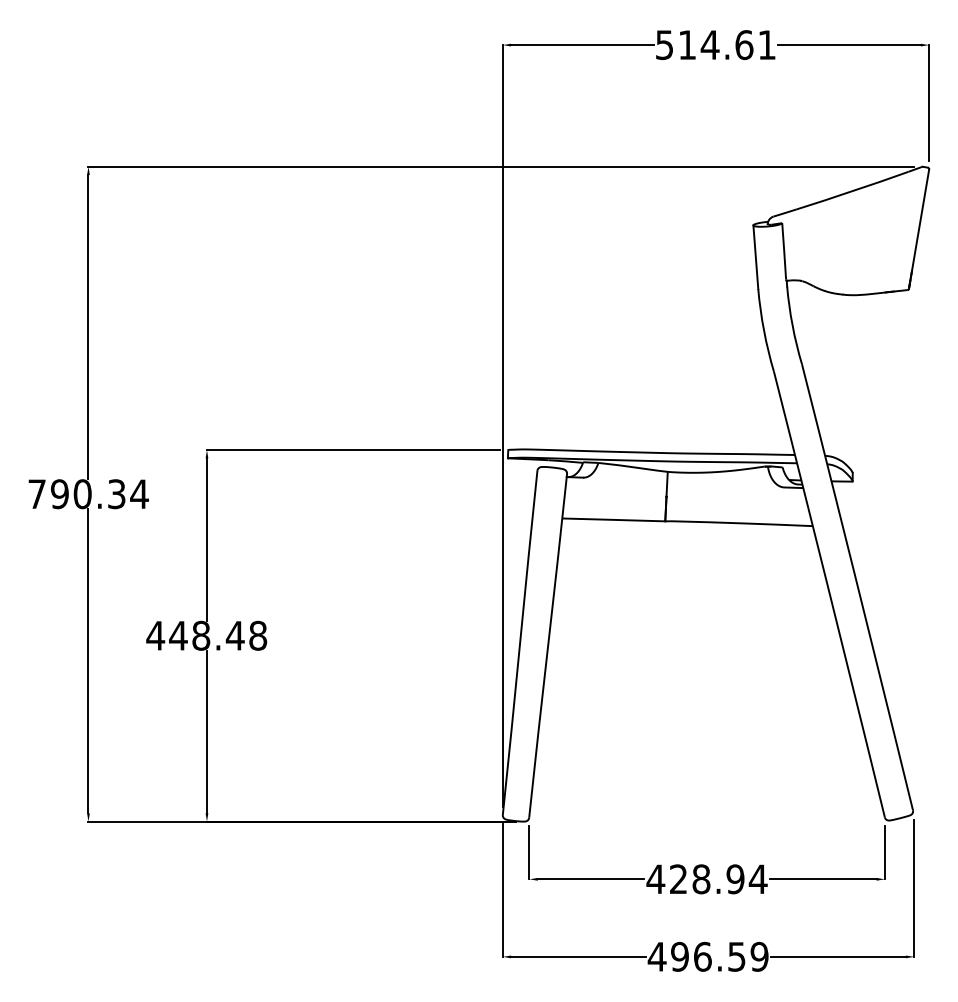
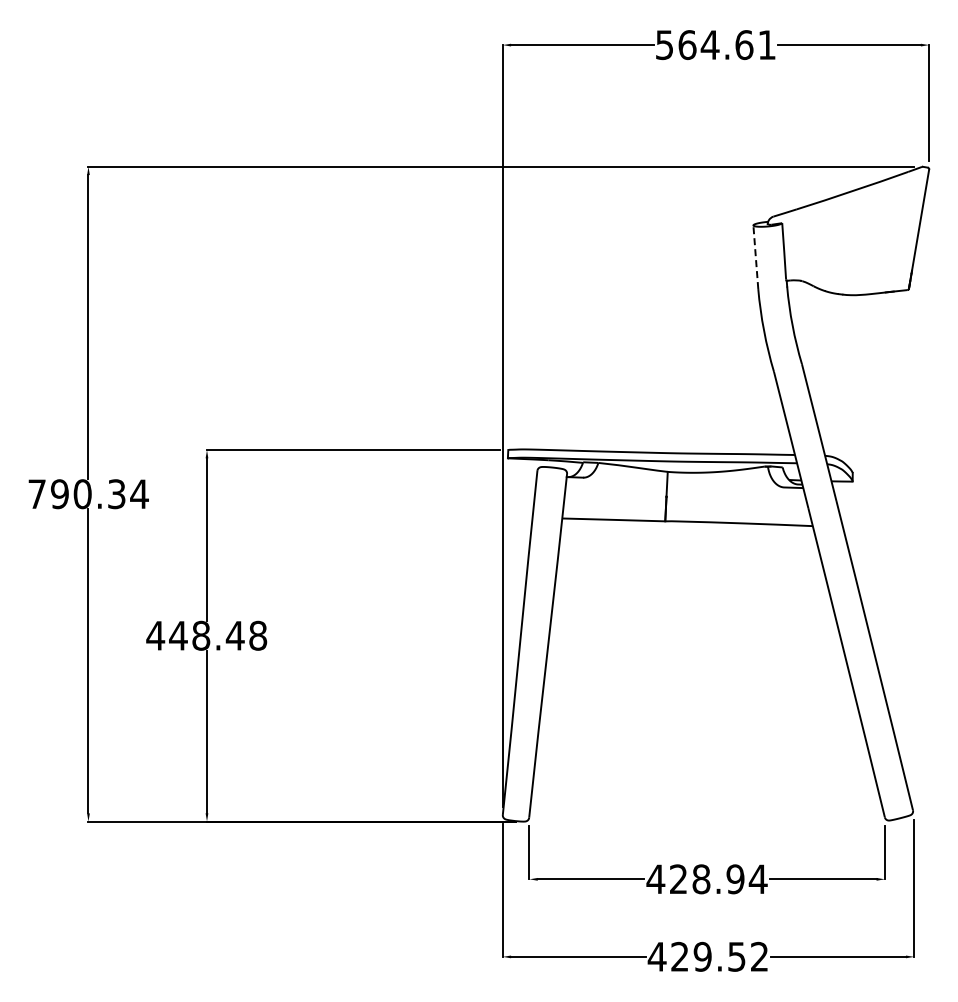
text: 514.61 -> 564.61 (687, 45)
line: solid -> dashed (755, 257)
text: 496.59 -> 429.52 (719, 956)
